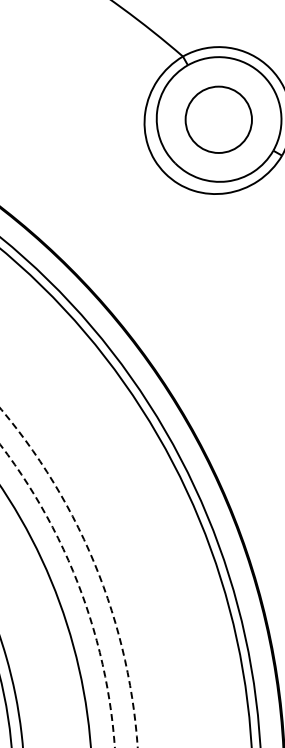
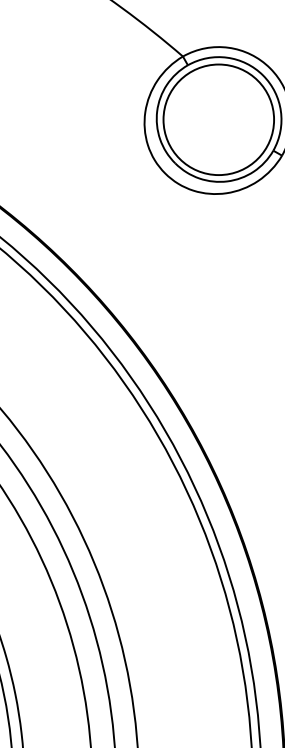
circle diameter: 66 px -> 111 px (218, 119)
arc: dashed -> solid (95, 566)
arc: dashed -> solid (79, 587)
